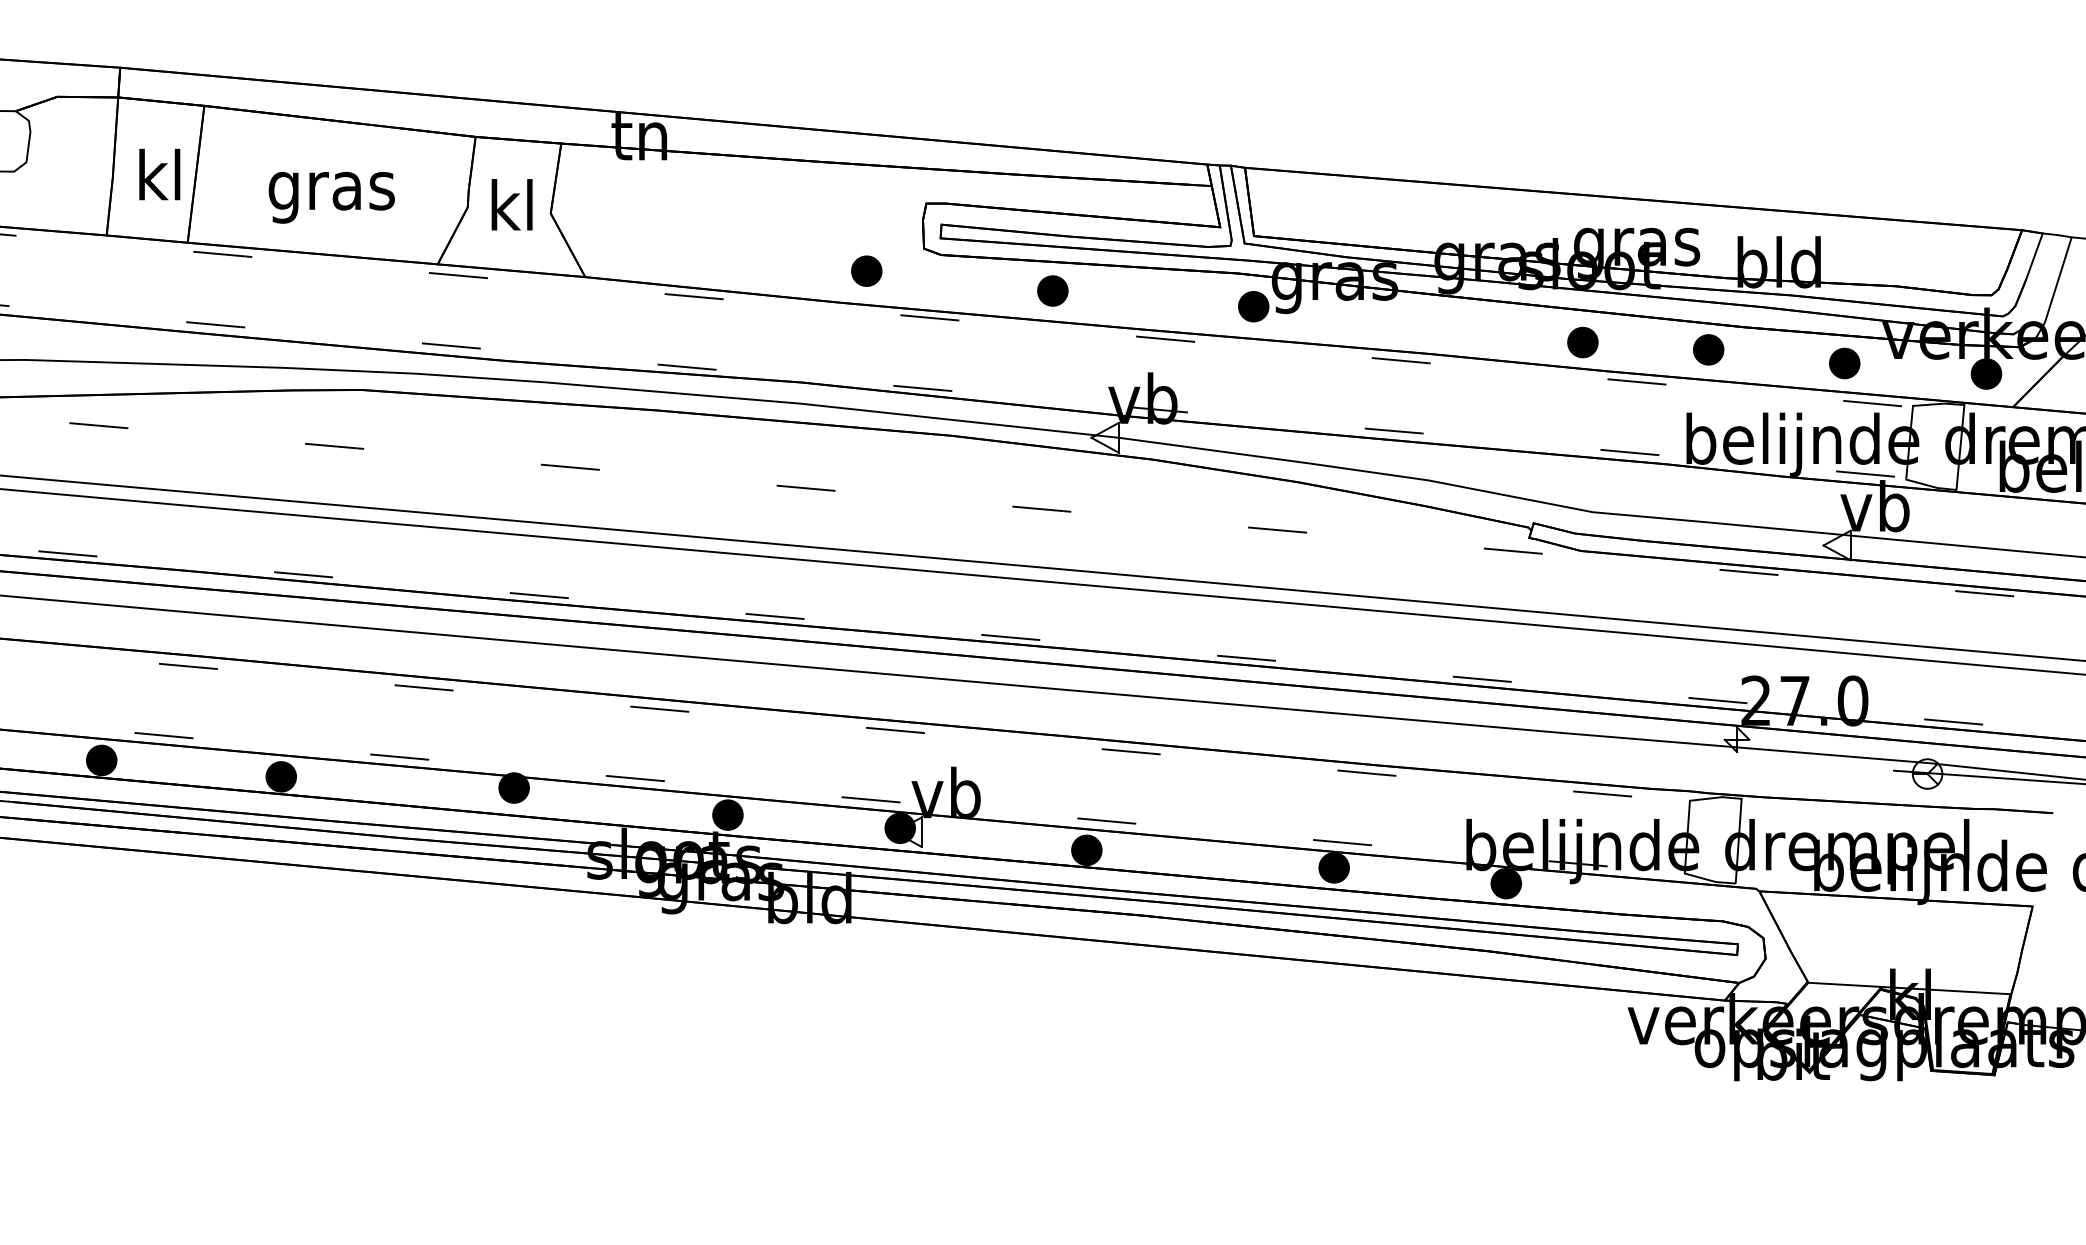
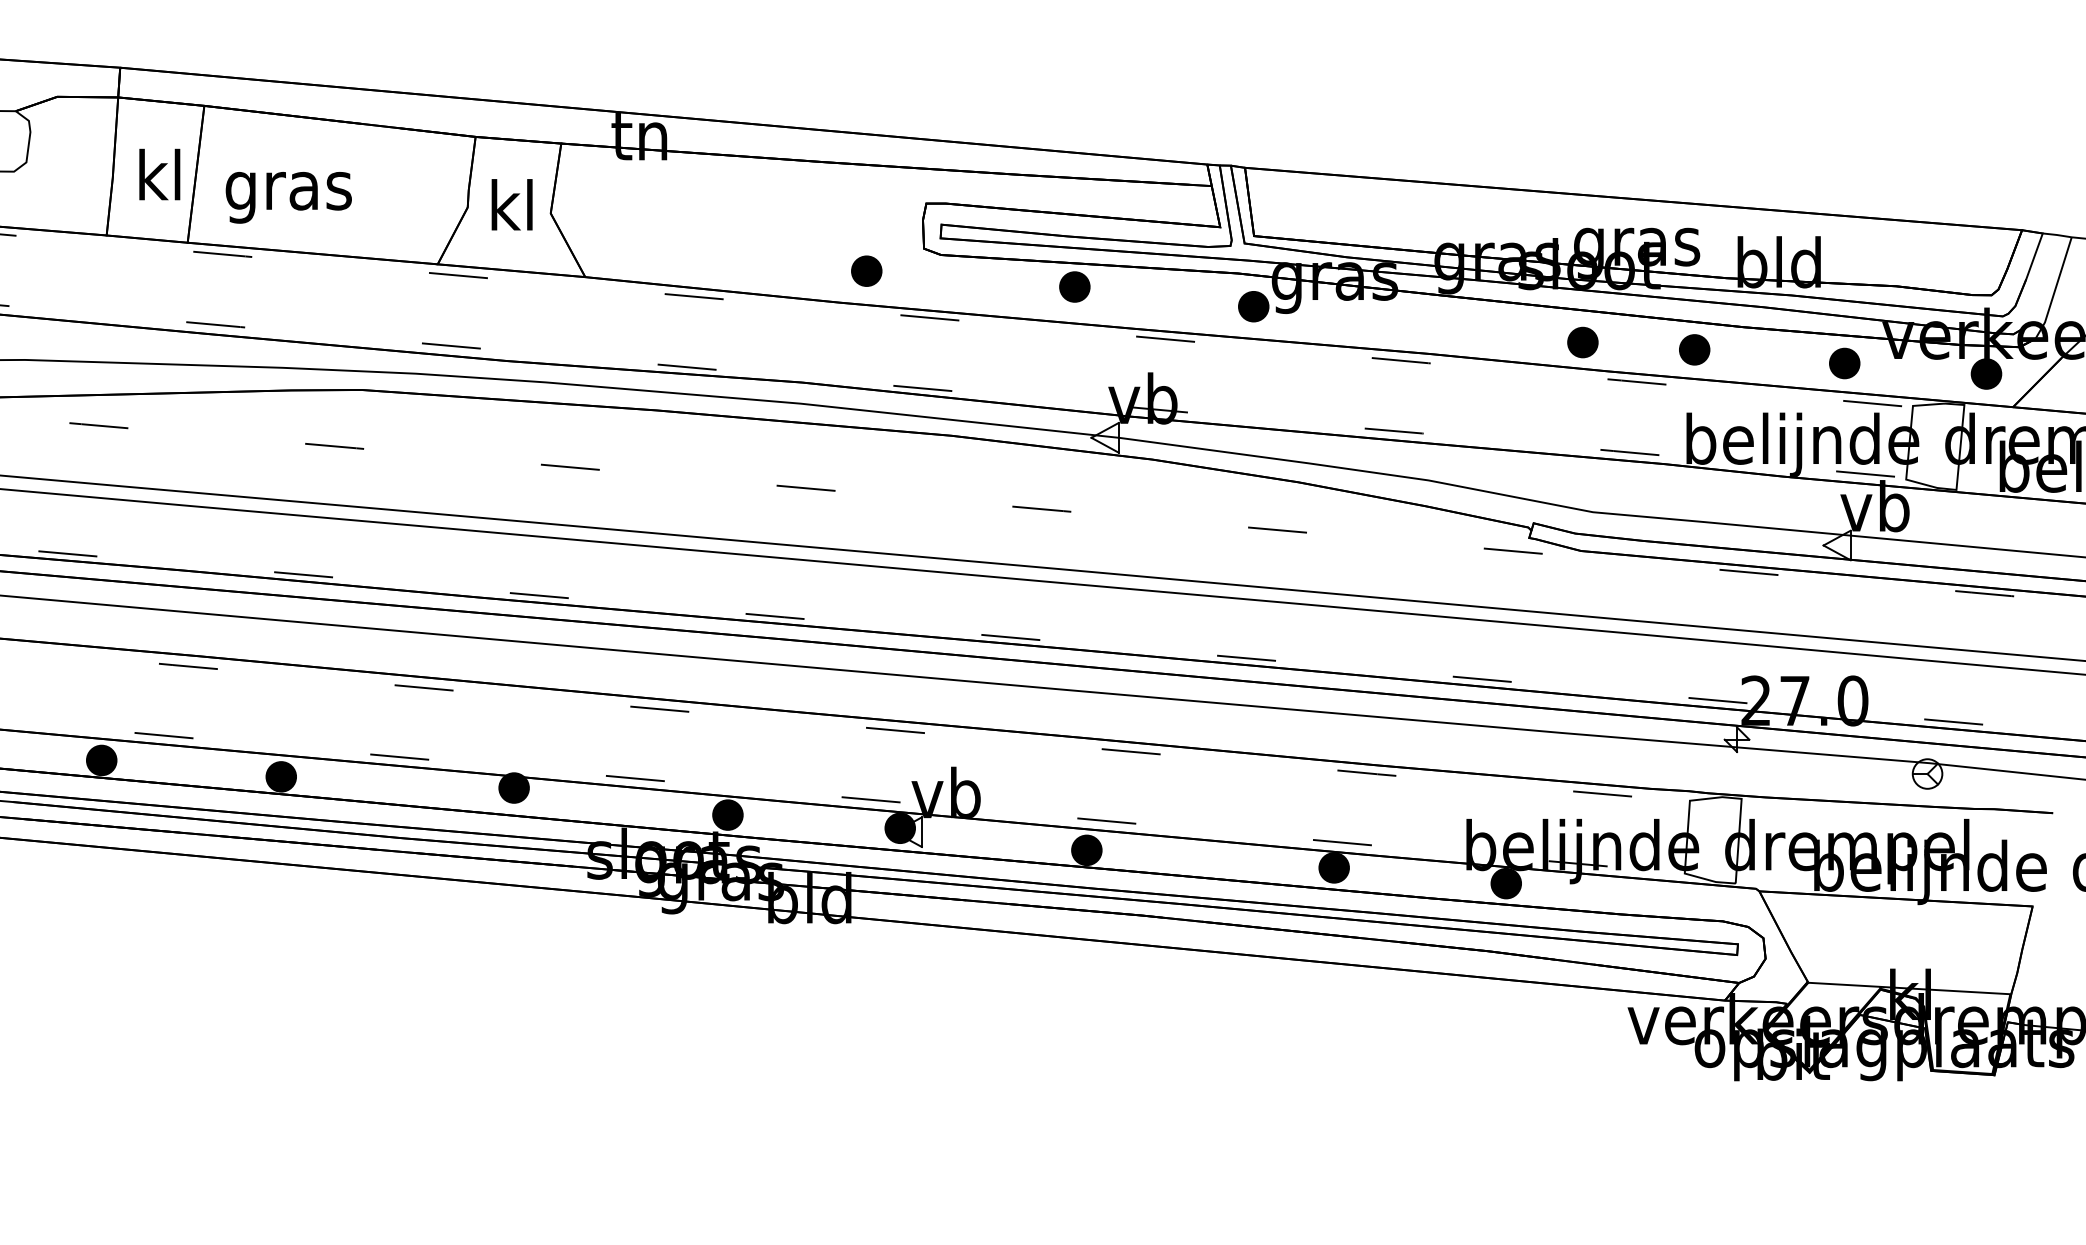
text position: (331, 197) -> (288, 197) (288, 197)
part position: (1052, 290) -> (1074, 286) (1074, 286)
part position: (1708, 349) -> (1694, 349) (1694, 349)
line: present -> none (1987, 776)
